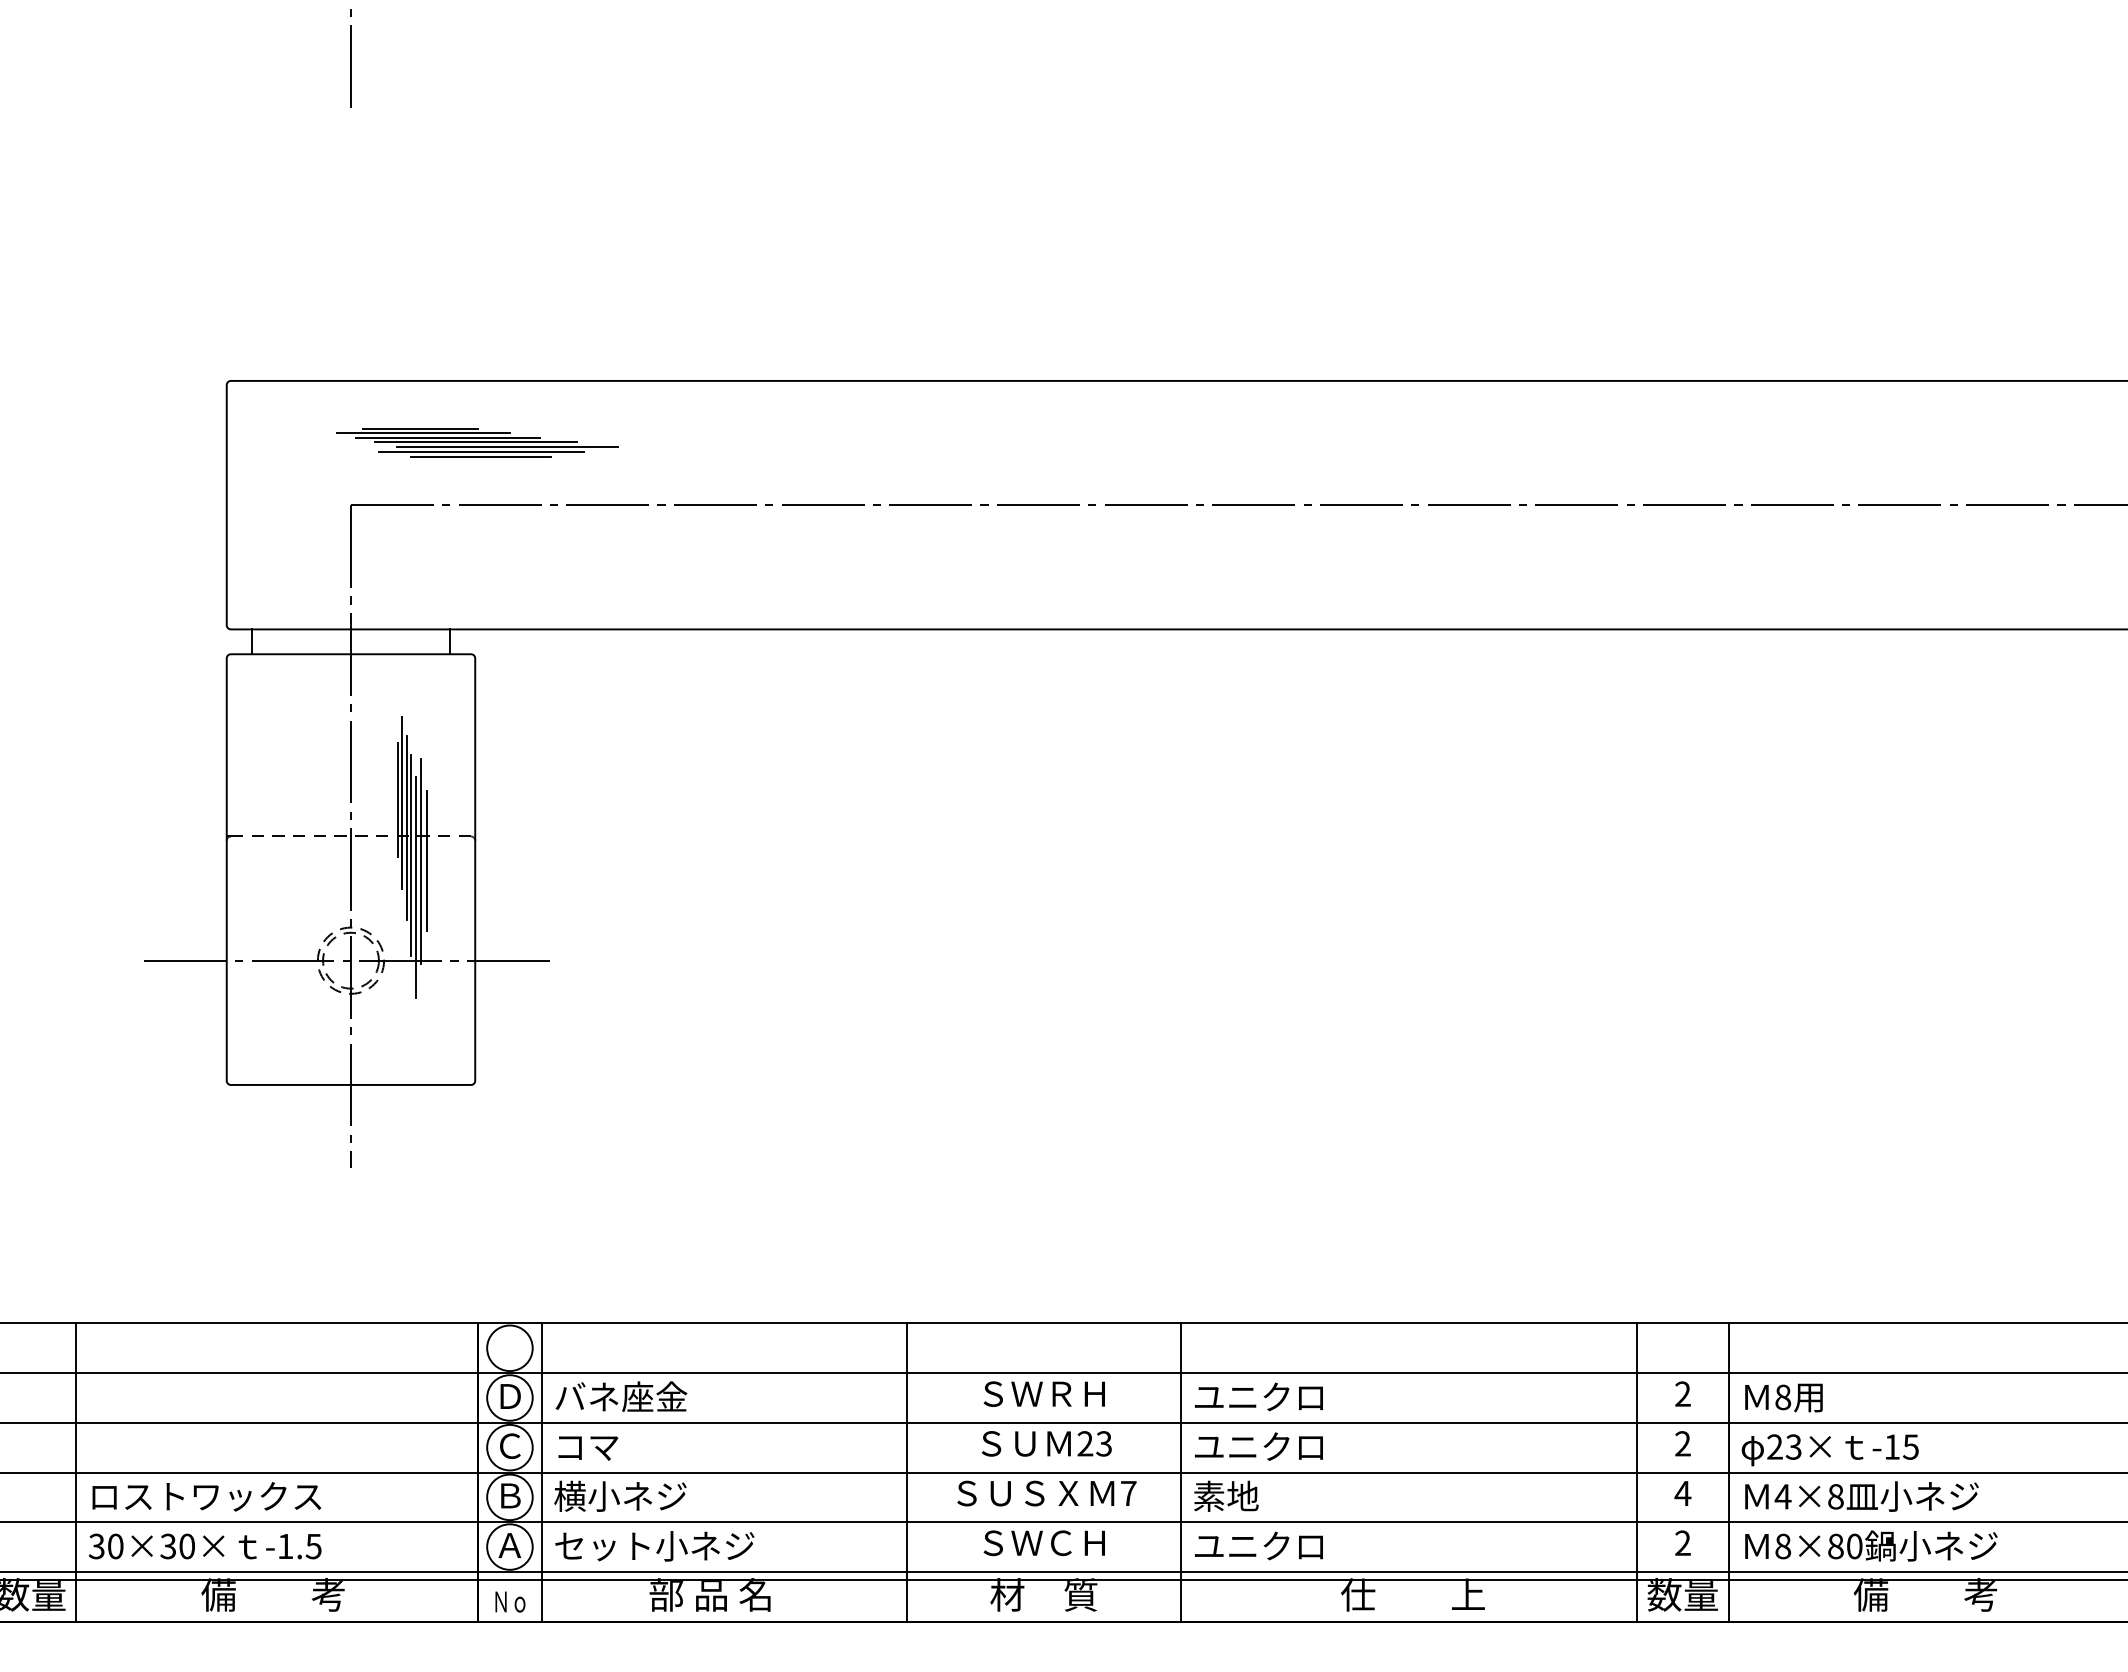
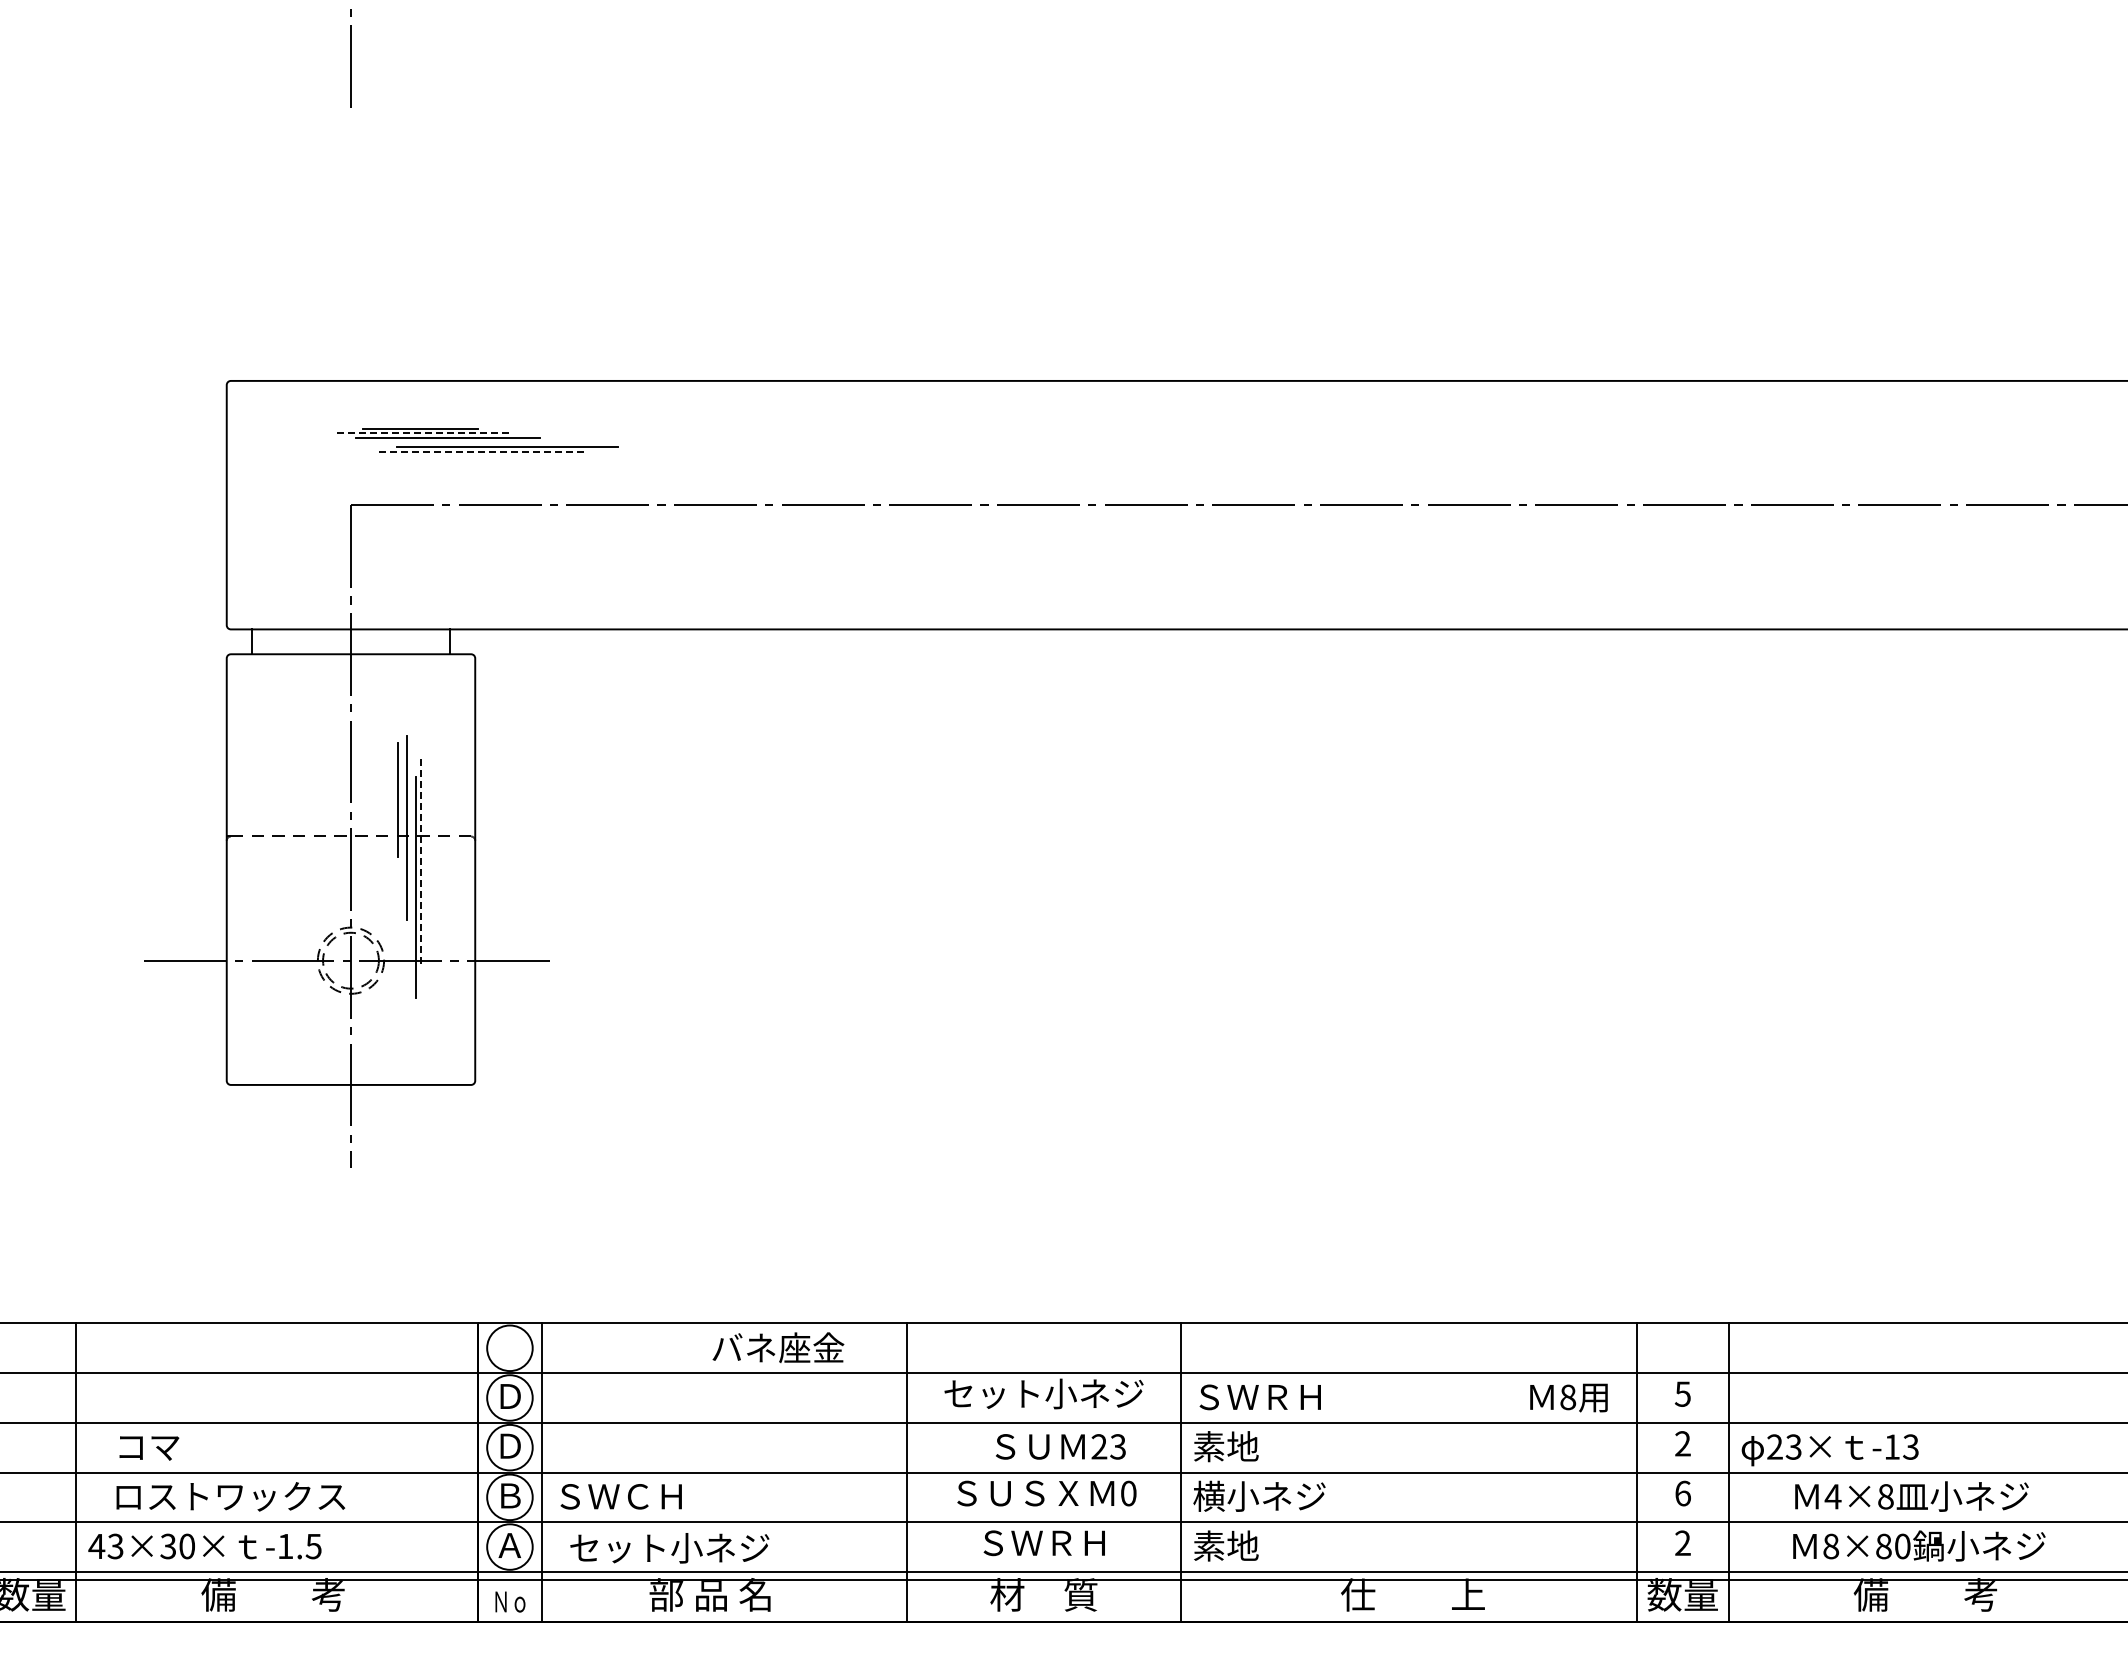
line: solid -> dashed (424, 433)
line: present -> none (475, 442)
line: solid -> dashed (481, 451)
line: present -> none (480, 457)
line: present -> none (402, 803)
line: present -> none (411, 855)
line: present -> none (426, 860)
line: solid -> dashed (420, 861)
text: ＳＷＲＨ -> セット小ネジ (1043, 1393)
text: 2 -> 5 (1682, 1393)
text position: (621, 1396) -> (778, 1347) (778, 1347)
text: ユニクロ -> ＳＷＲＨ (1258, 1396)
text position: (1783, 1397) -> (1568, 1397) (1568, 1397)
text position: (1046, 1443) -> (1060, 1446) (1060, 1446)
text: Ｃ -> Ｄ (510, 1445)
text: ユニクロ -> 素地 (1258, 1446)
text: -15 -> -13 (1910, 1446)
text position: (588, 1448) -> (149, 1448) (149, 1448)
text: 7 -> 0 (1128, 1493)
text: 4 -> 6 (1682, 1493)
text: 横小ネジ -> ＳＷＣＨ (620, 1495)
text: 素地 -> 横小ネジ (1259, 1495)
text position: (206, 1496) -> (230, 1496) (230, 1496)
text position: (1861, 1496) -> (1911, 1496) (1911, 1496)
text: ＳＷＣＨ -> ＳＷＲＨ (1061, 1543)
text: ユニクロ -> 素地 (1258, 1545)
text position: (1871, 1545) -> (1919, 1545) (1919, 1545)
text: 30×30× -> 43×30× (105, 1546)
text position: (654, 1546) -> (669, 1548) (669, 1548)
